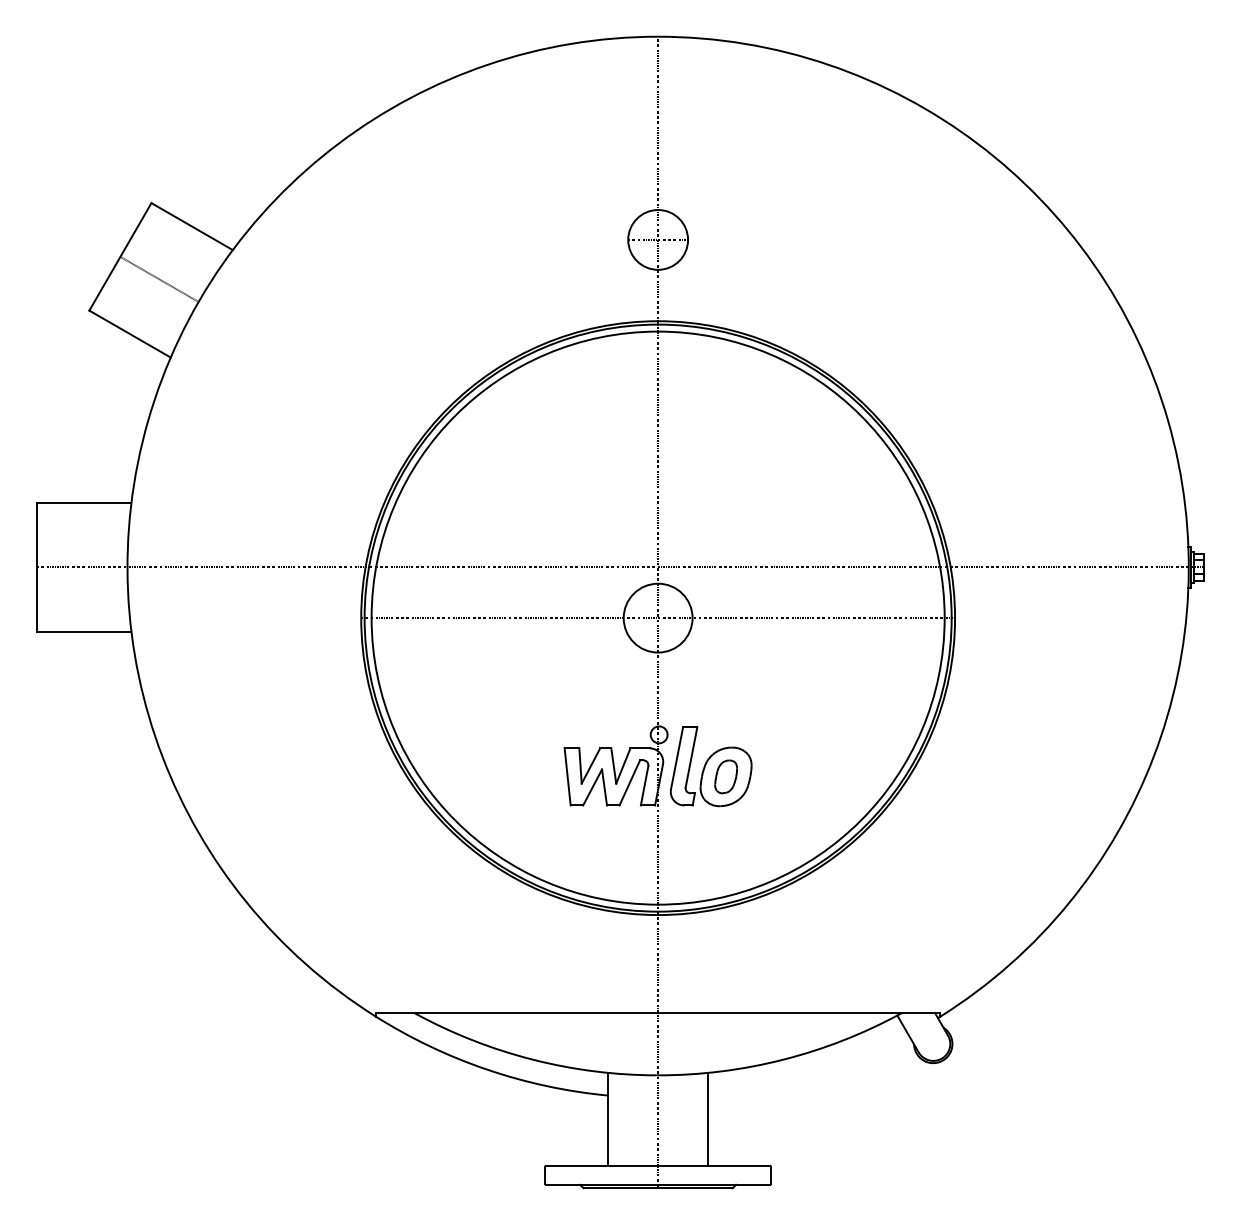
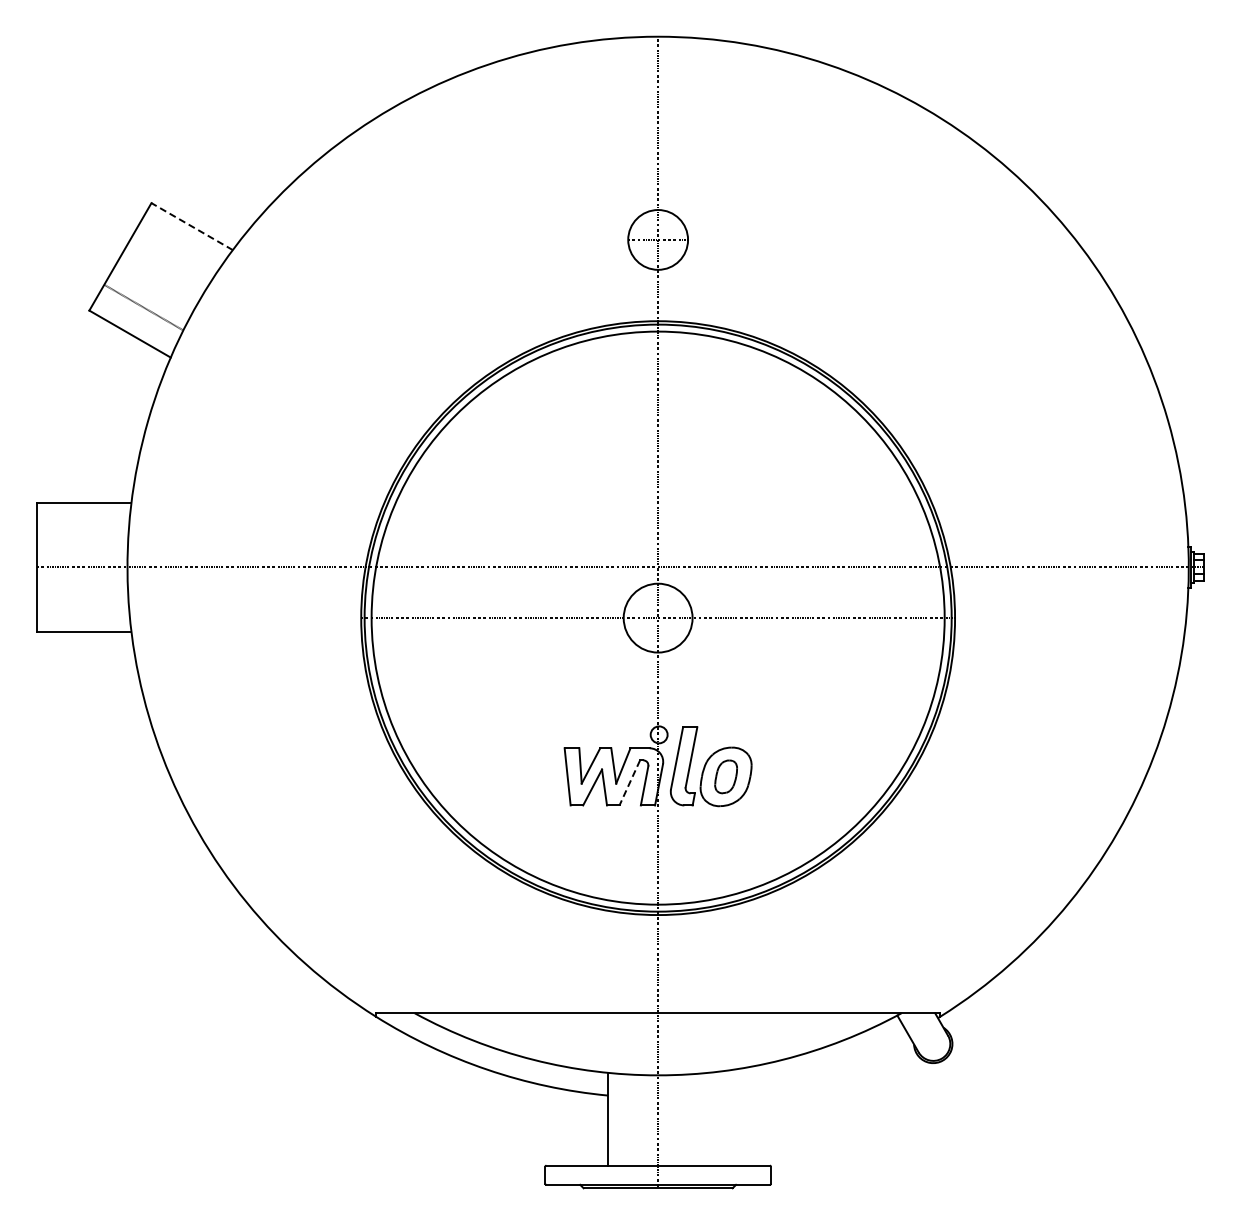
line: solid -> dashed (192, 226)
line position: (159, 279) -> (143, 307) (143, 307)
line: solid -> dashed (629, 782)
line: present -> none (708, 1118)
